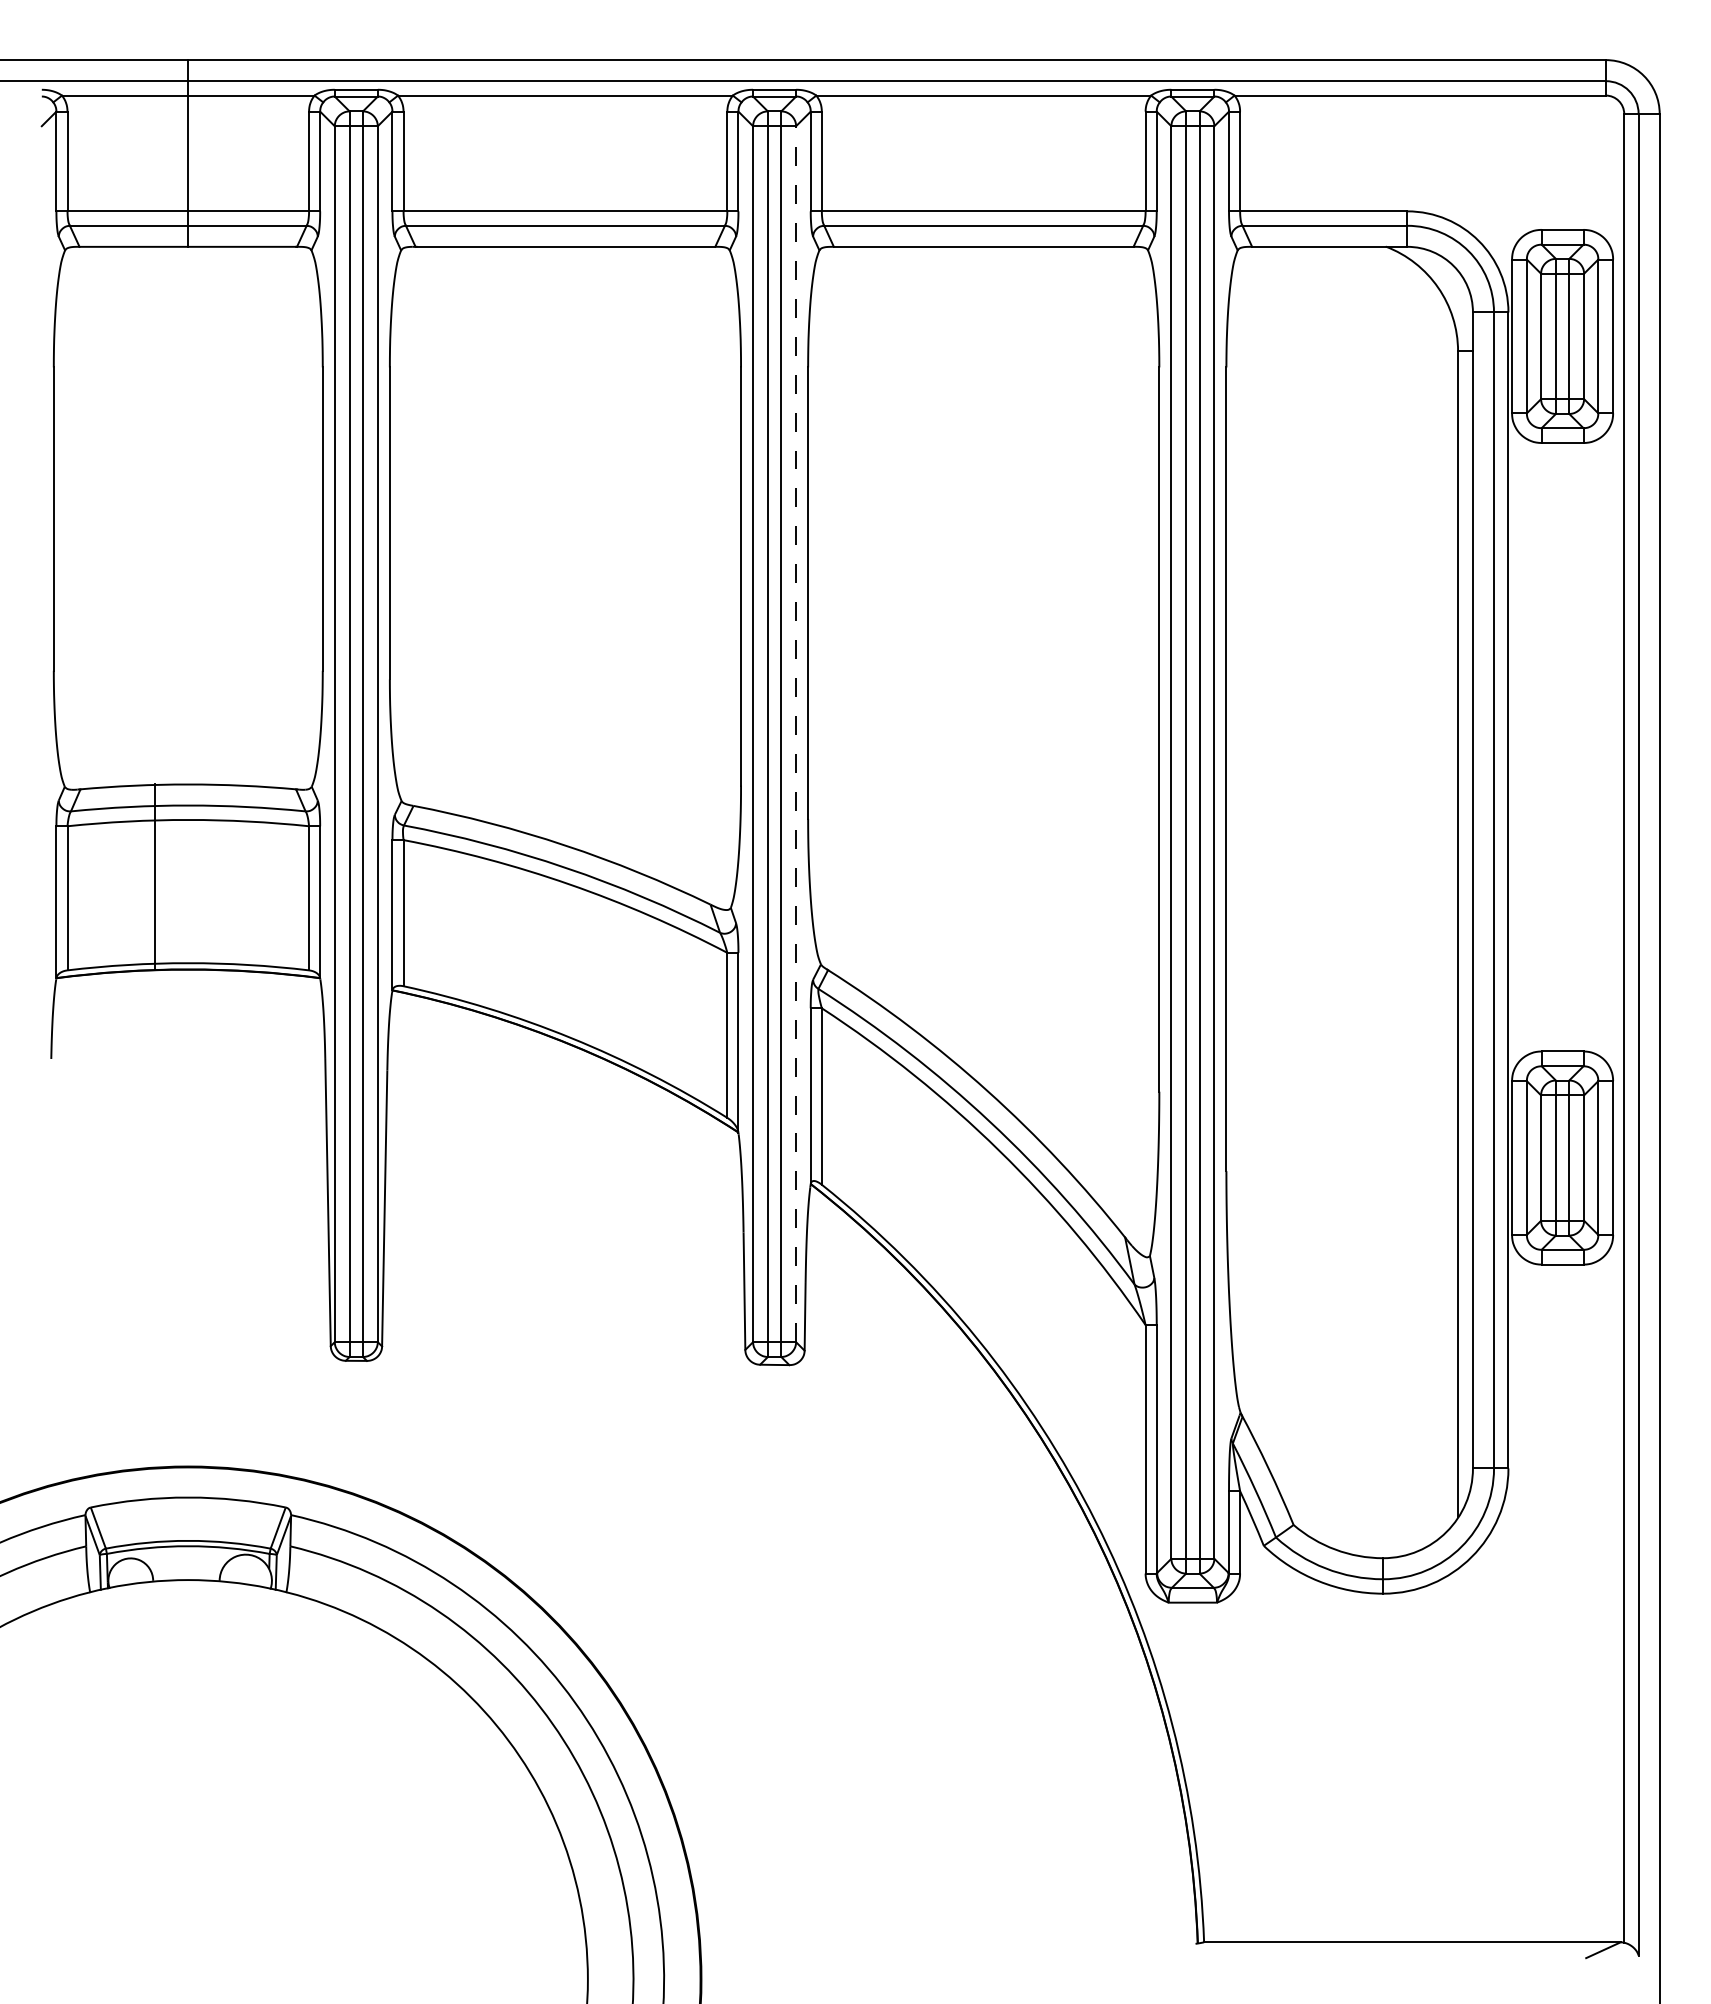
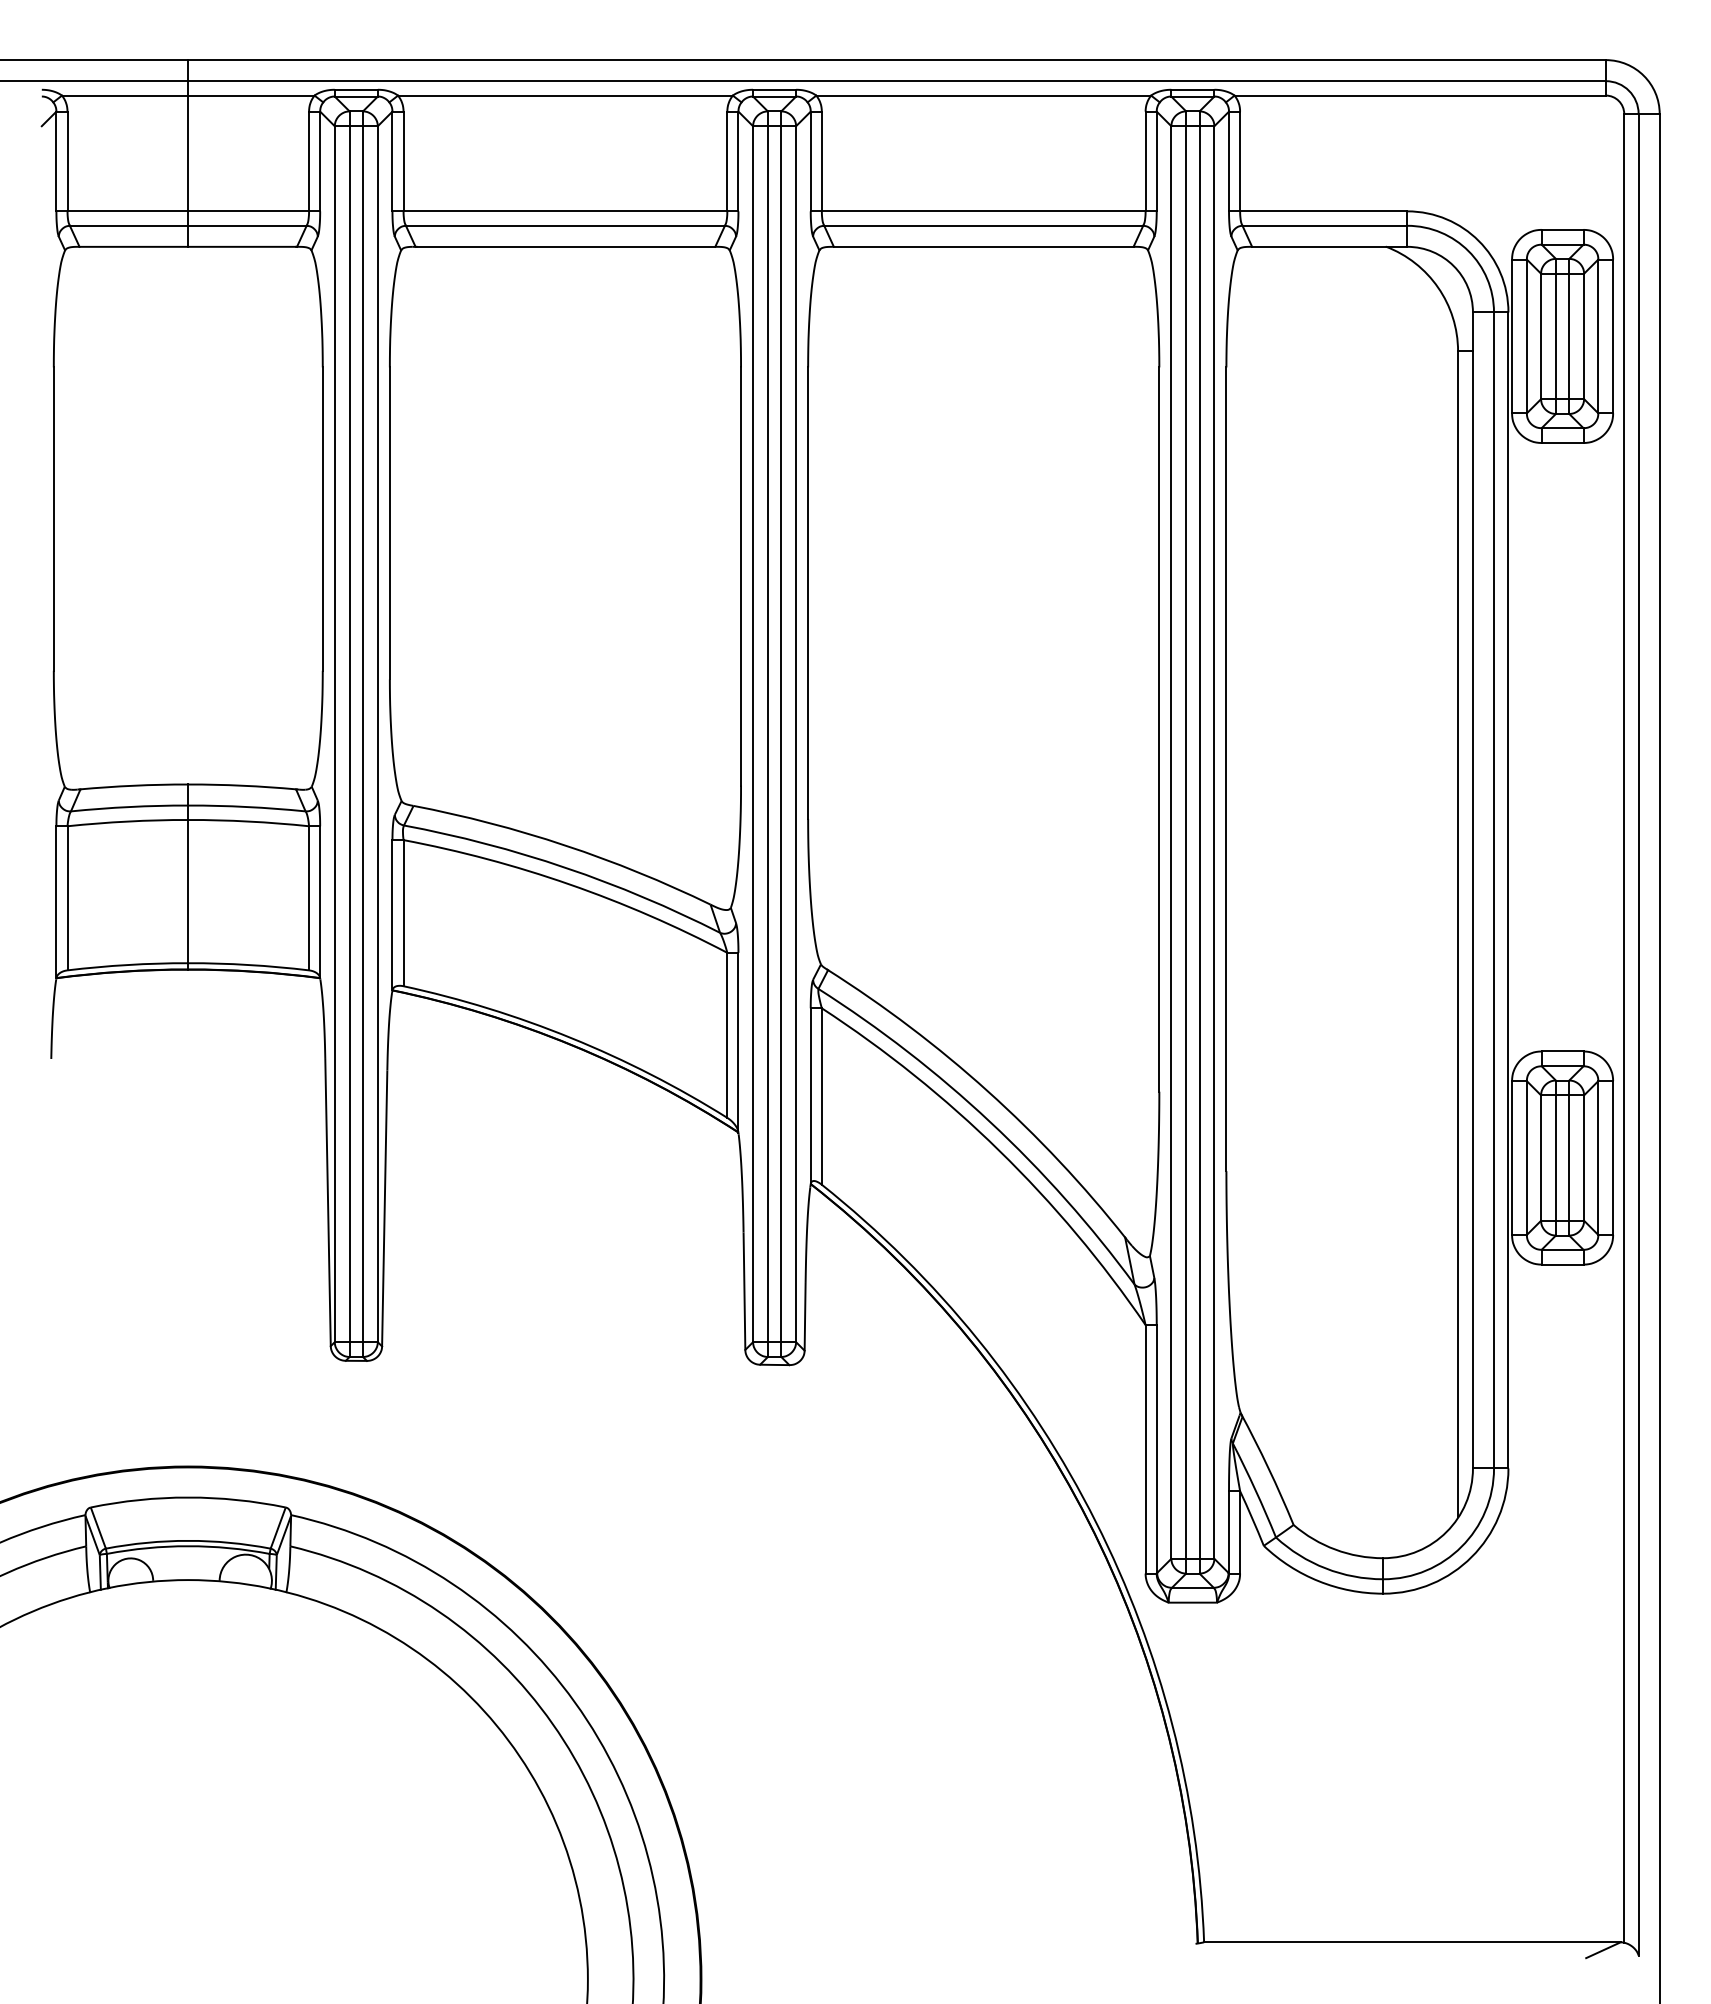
line: dashed -> solid (796, 734)
line position: (155, 876) -> (188, 876) (188, 876)
